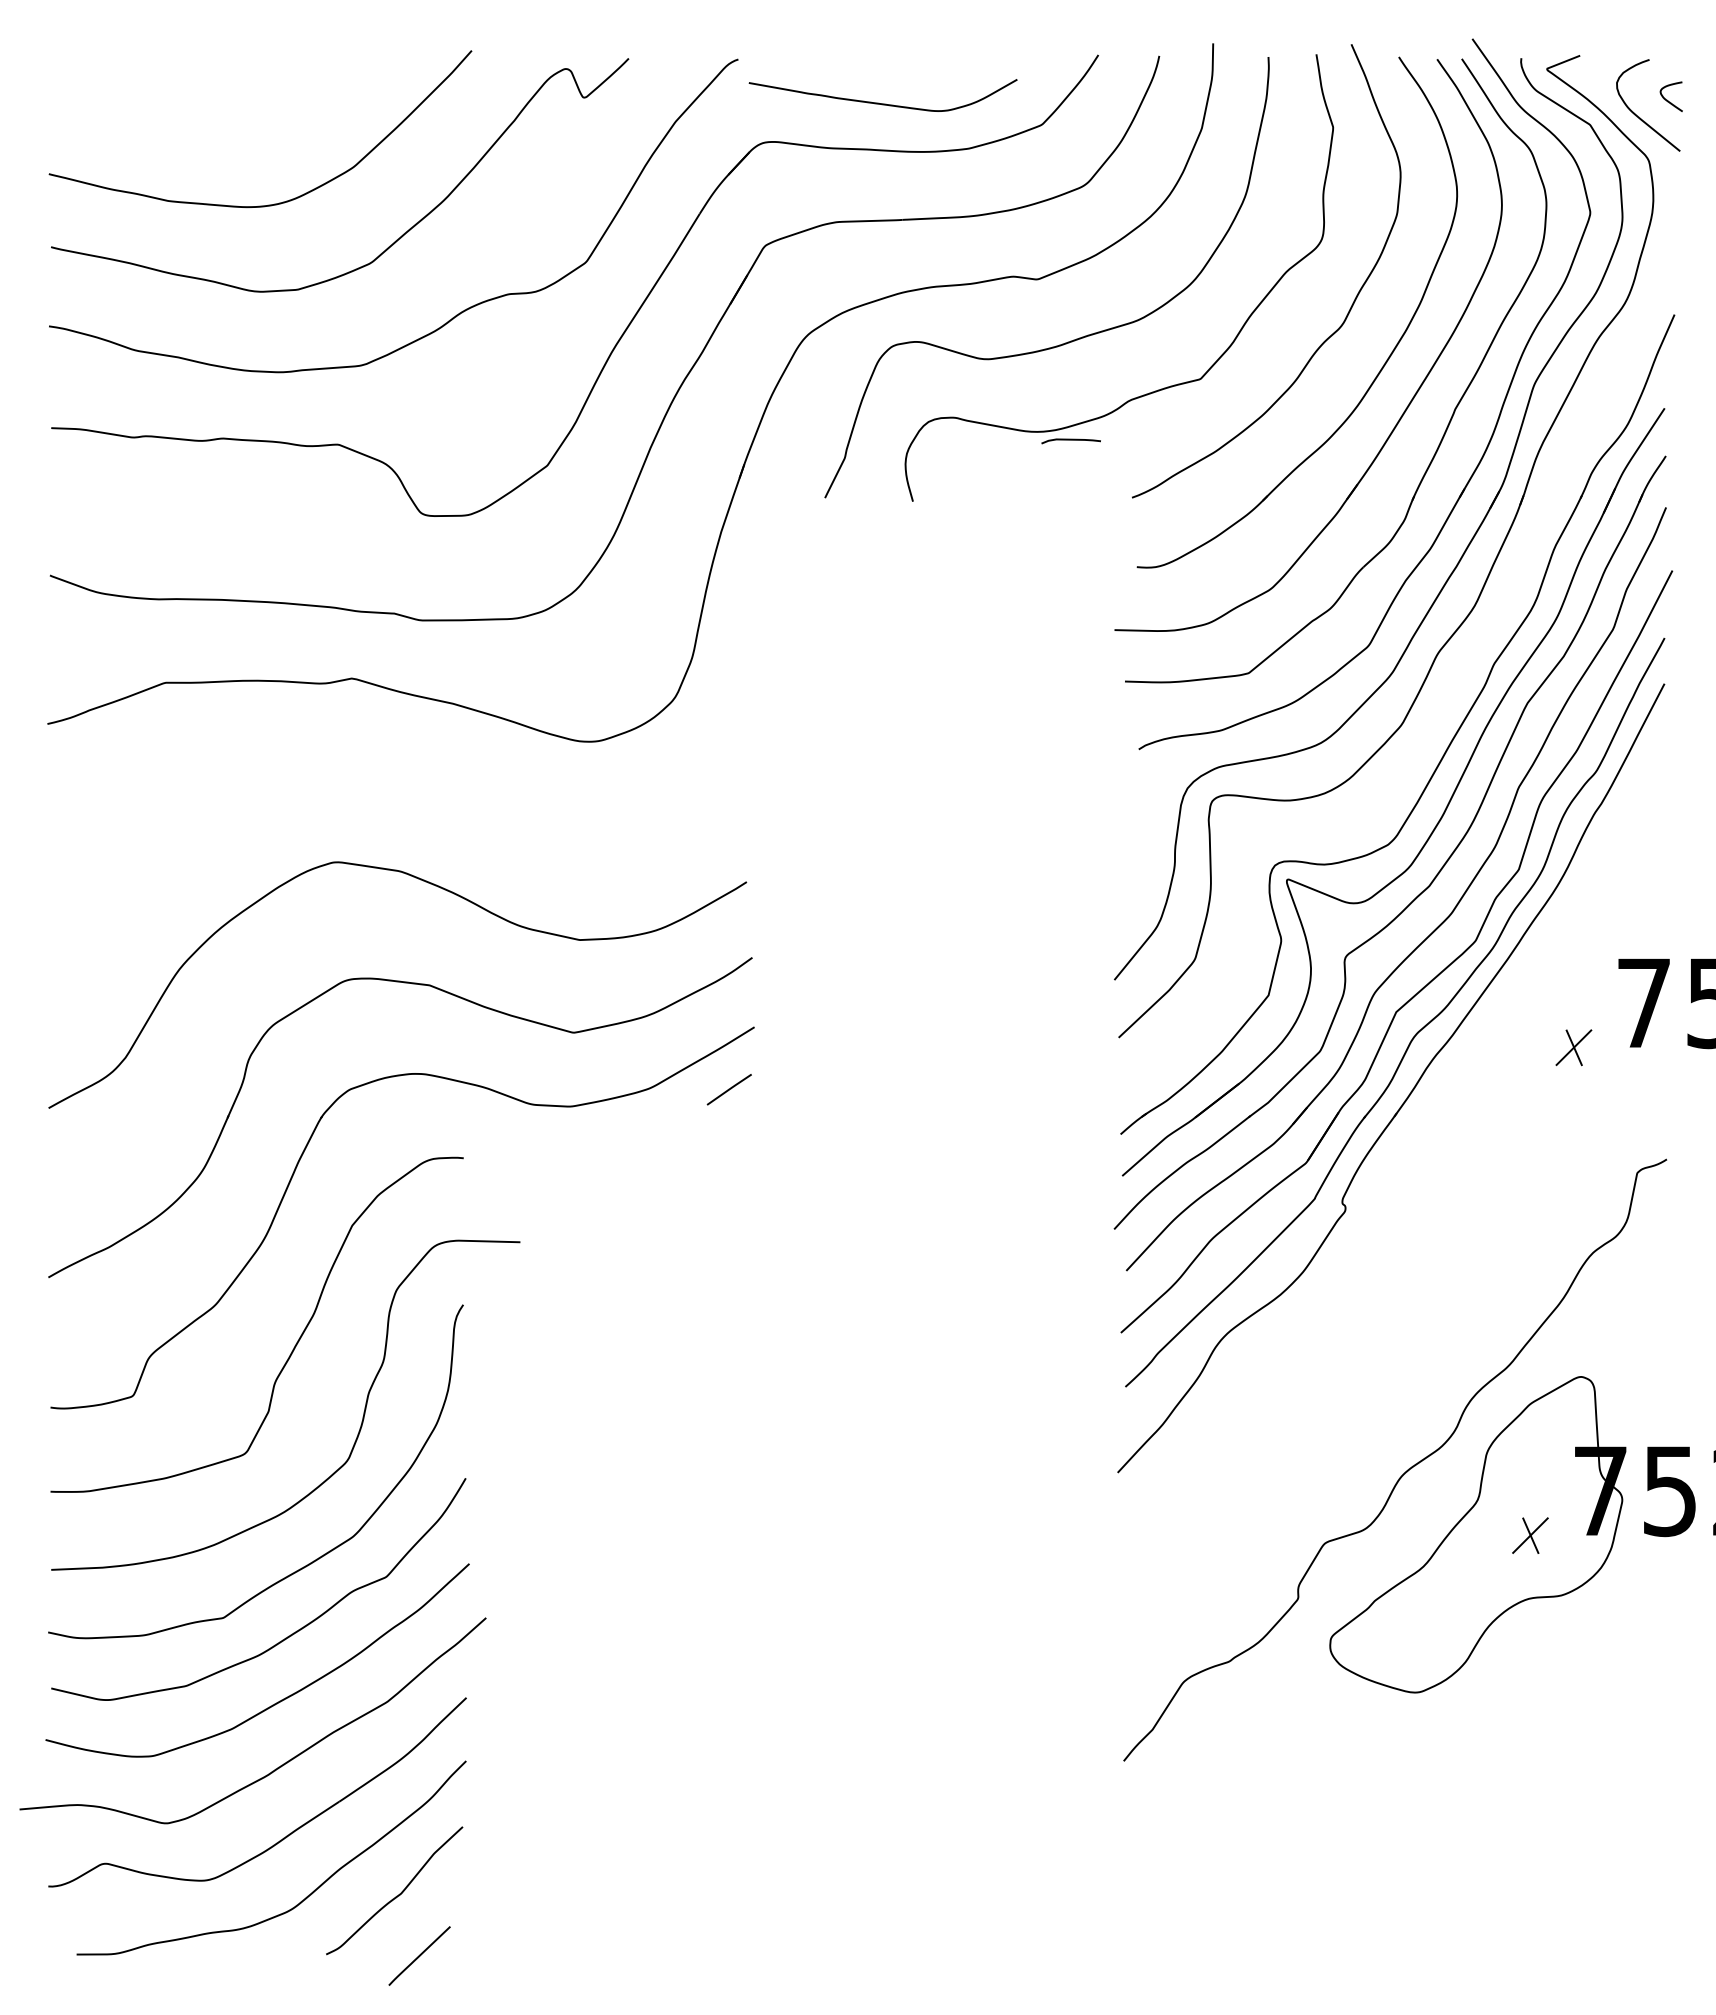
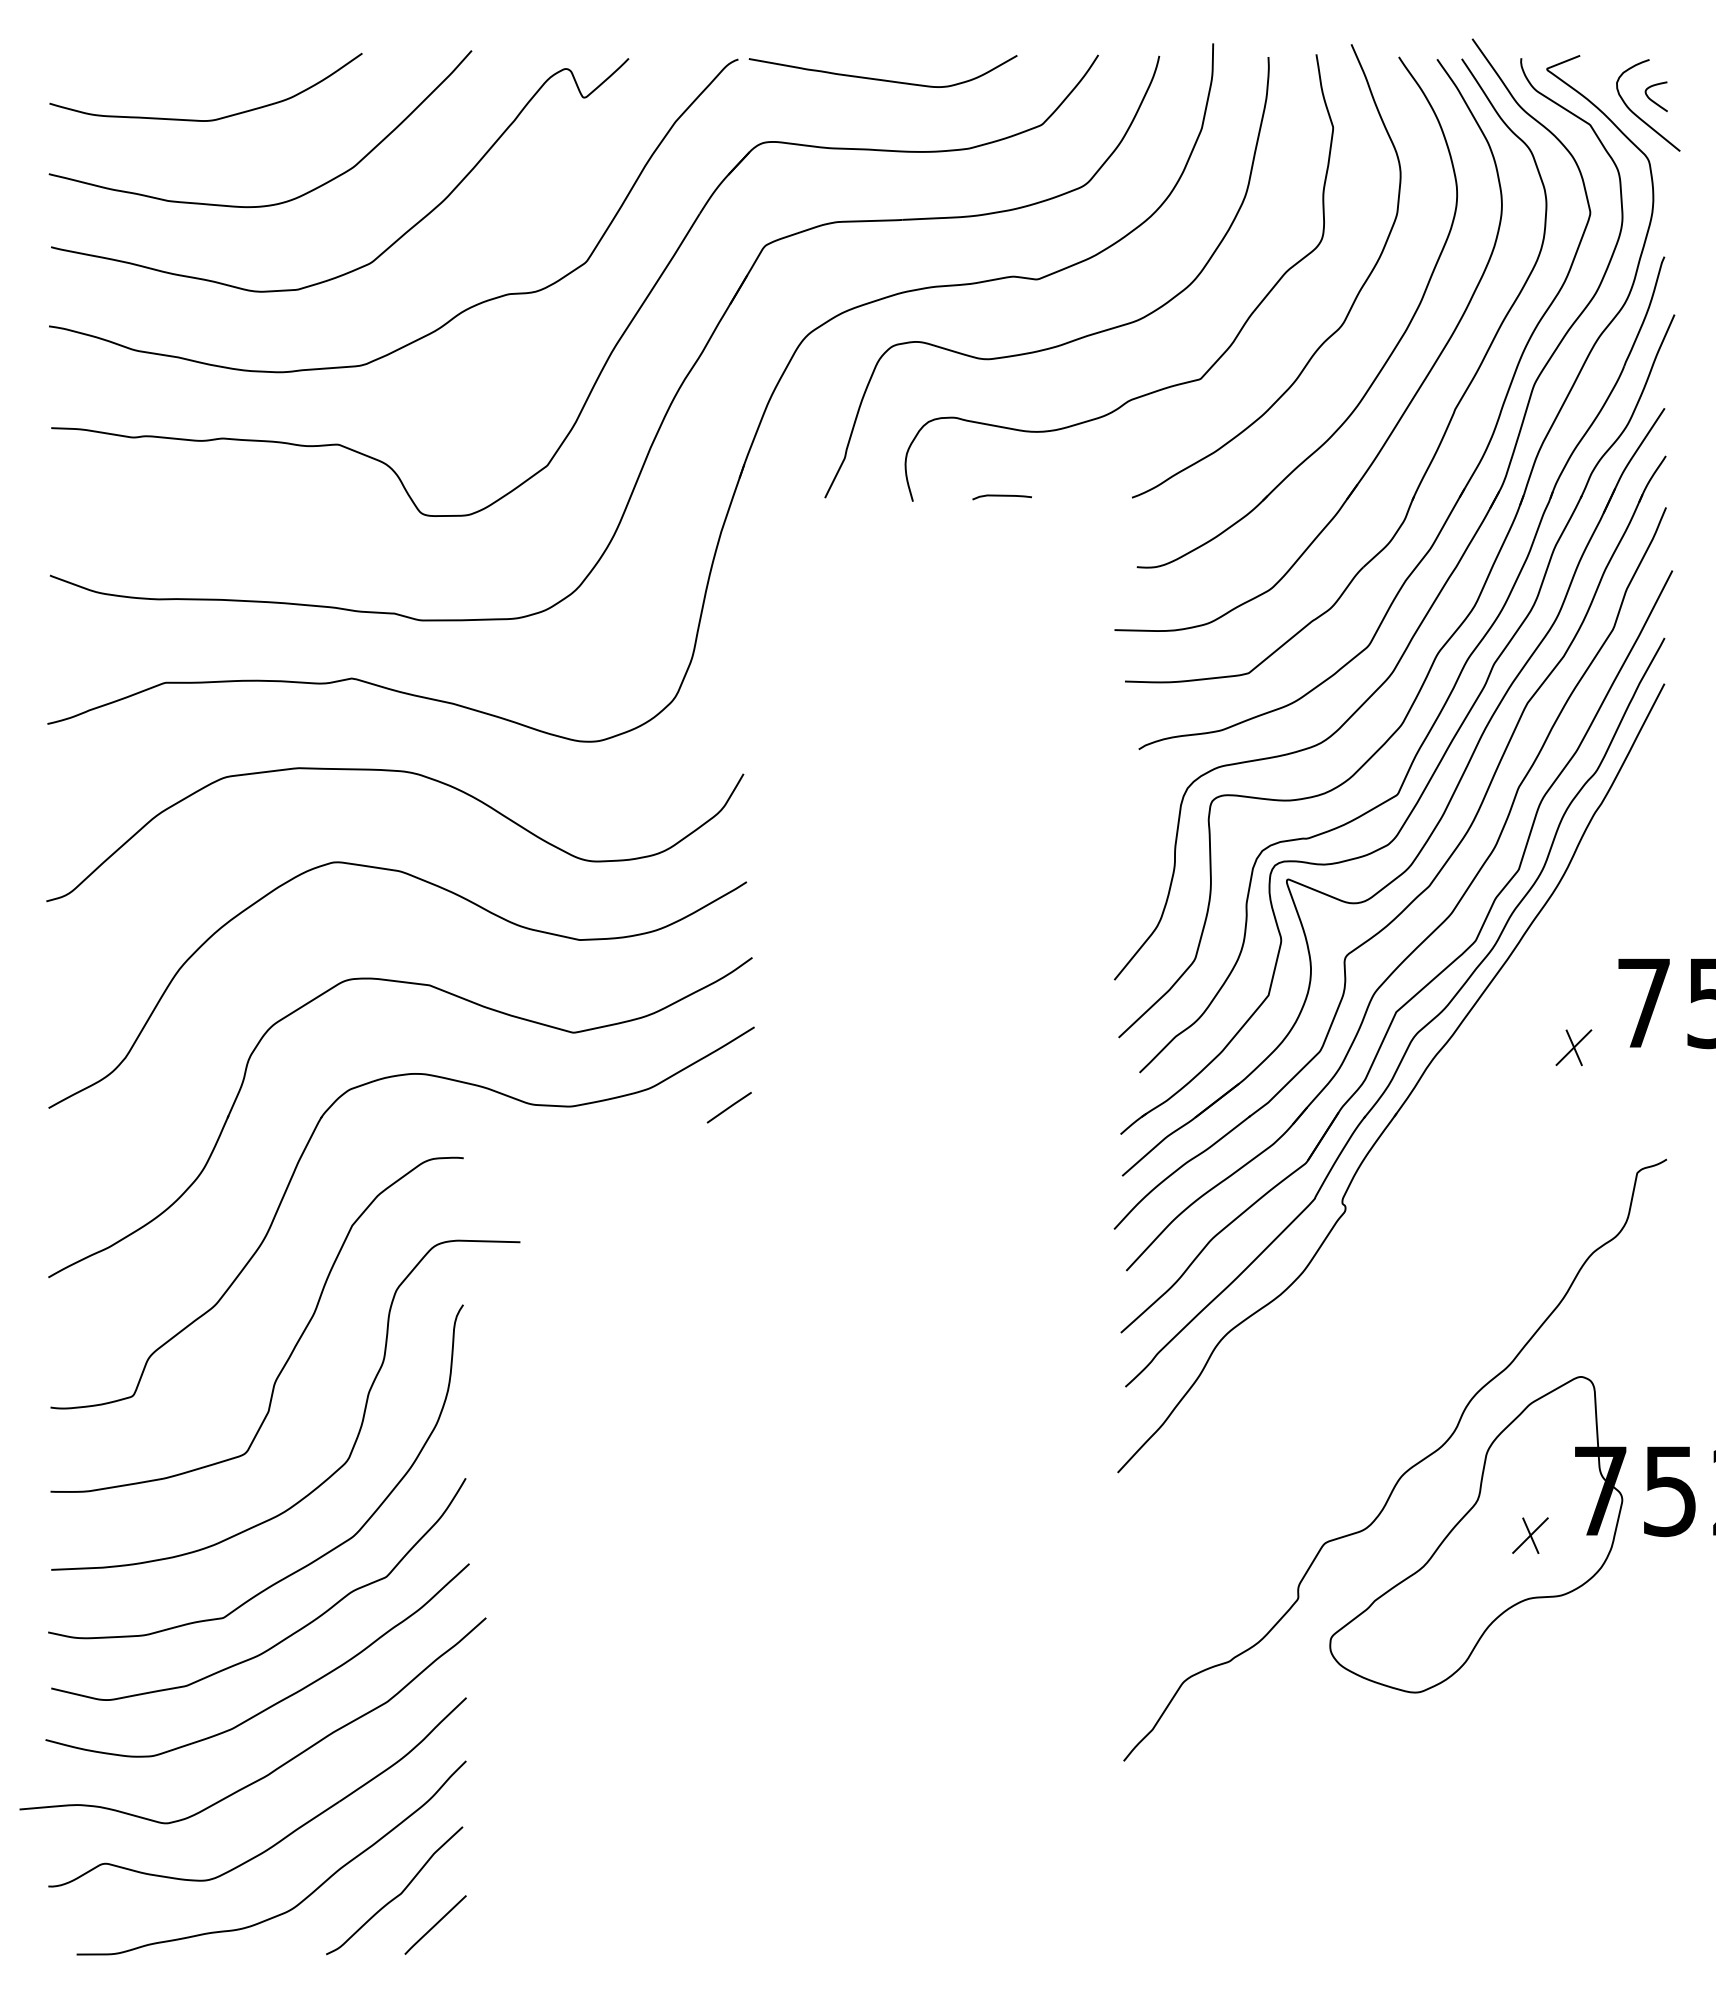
curve position: (1667, 99) -> (1652, 99) (1652, 99)
curve position: (882, 103) -> (882, 79) (882, 79)
curve: none -> present (209, 119)
curve position: (1070, 440) -> (1001, 496) (1001, 496)
part: none -> present (1451, 689)
curve: none -> present (400, 772)
line position: (728, 1089) -> (728, 1107) (728, 1107)
line position: (419, 1955) -> (435, 1924) (435, 1924)
